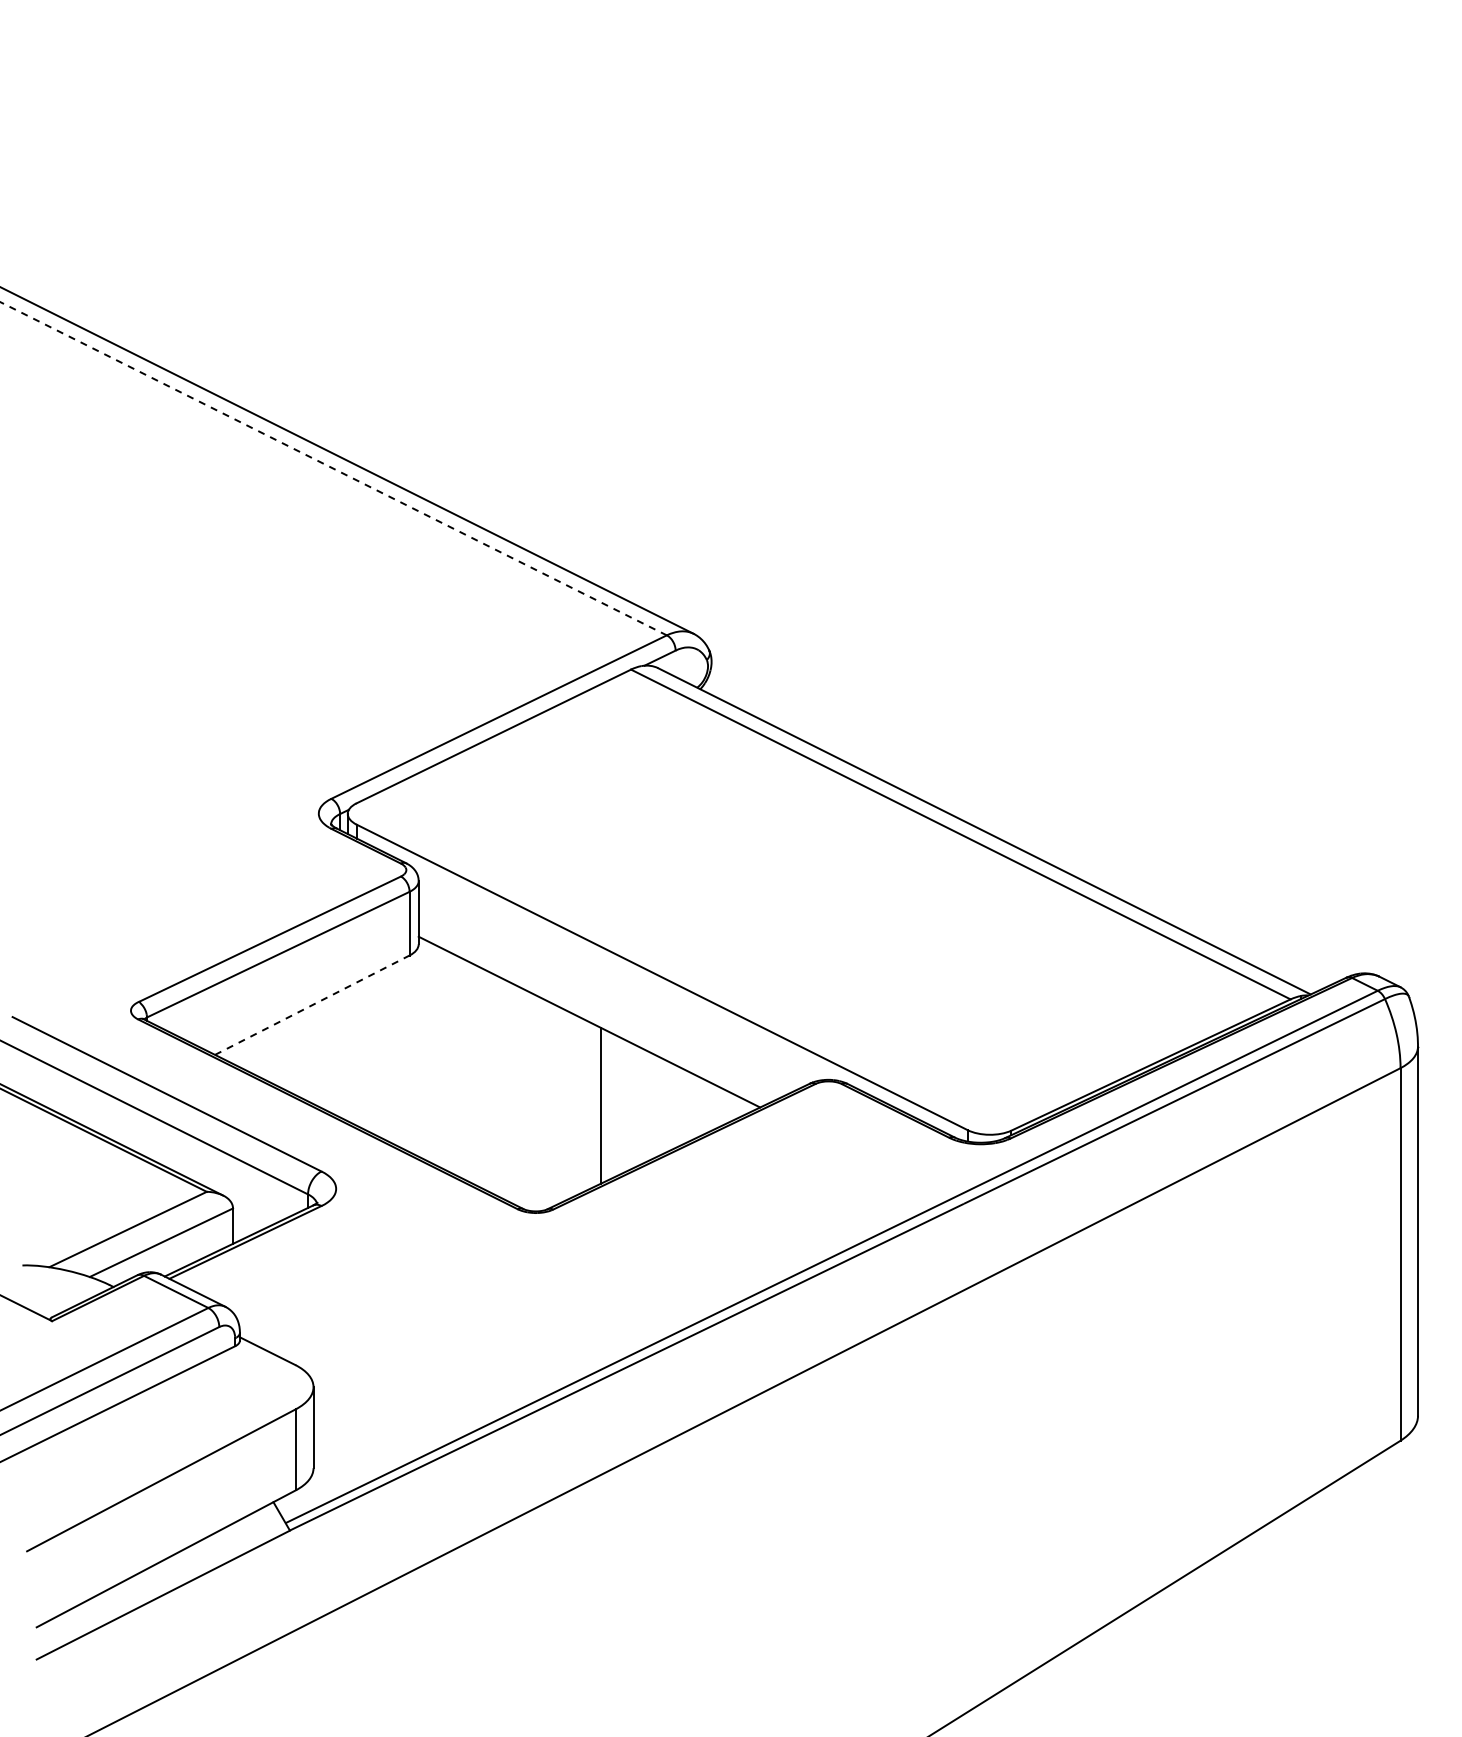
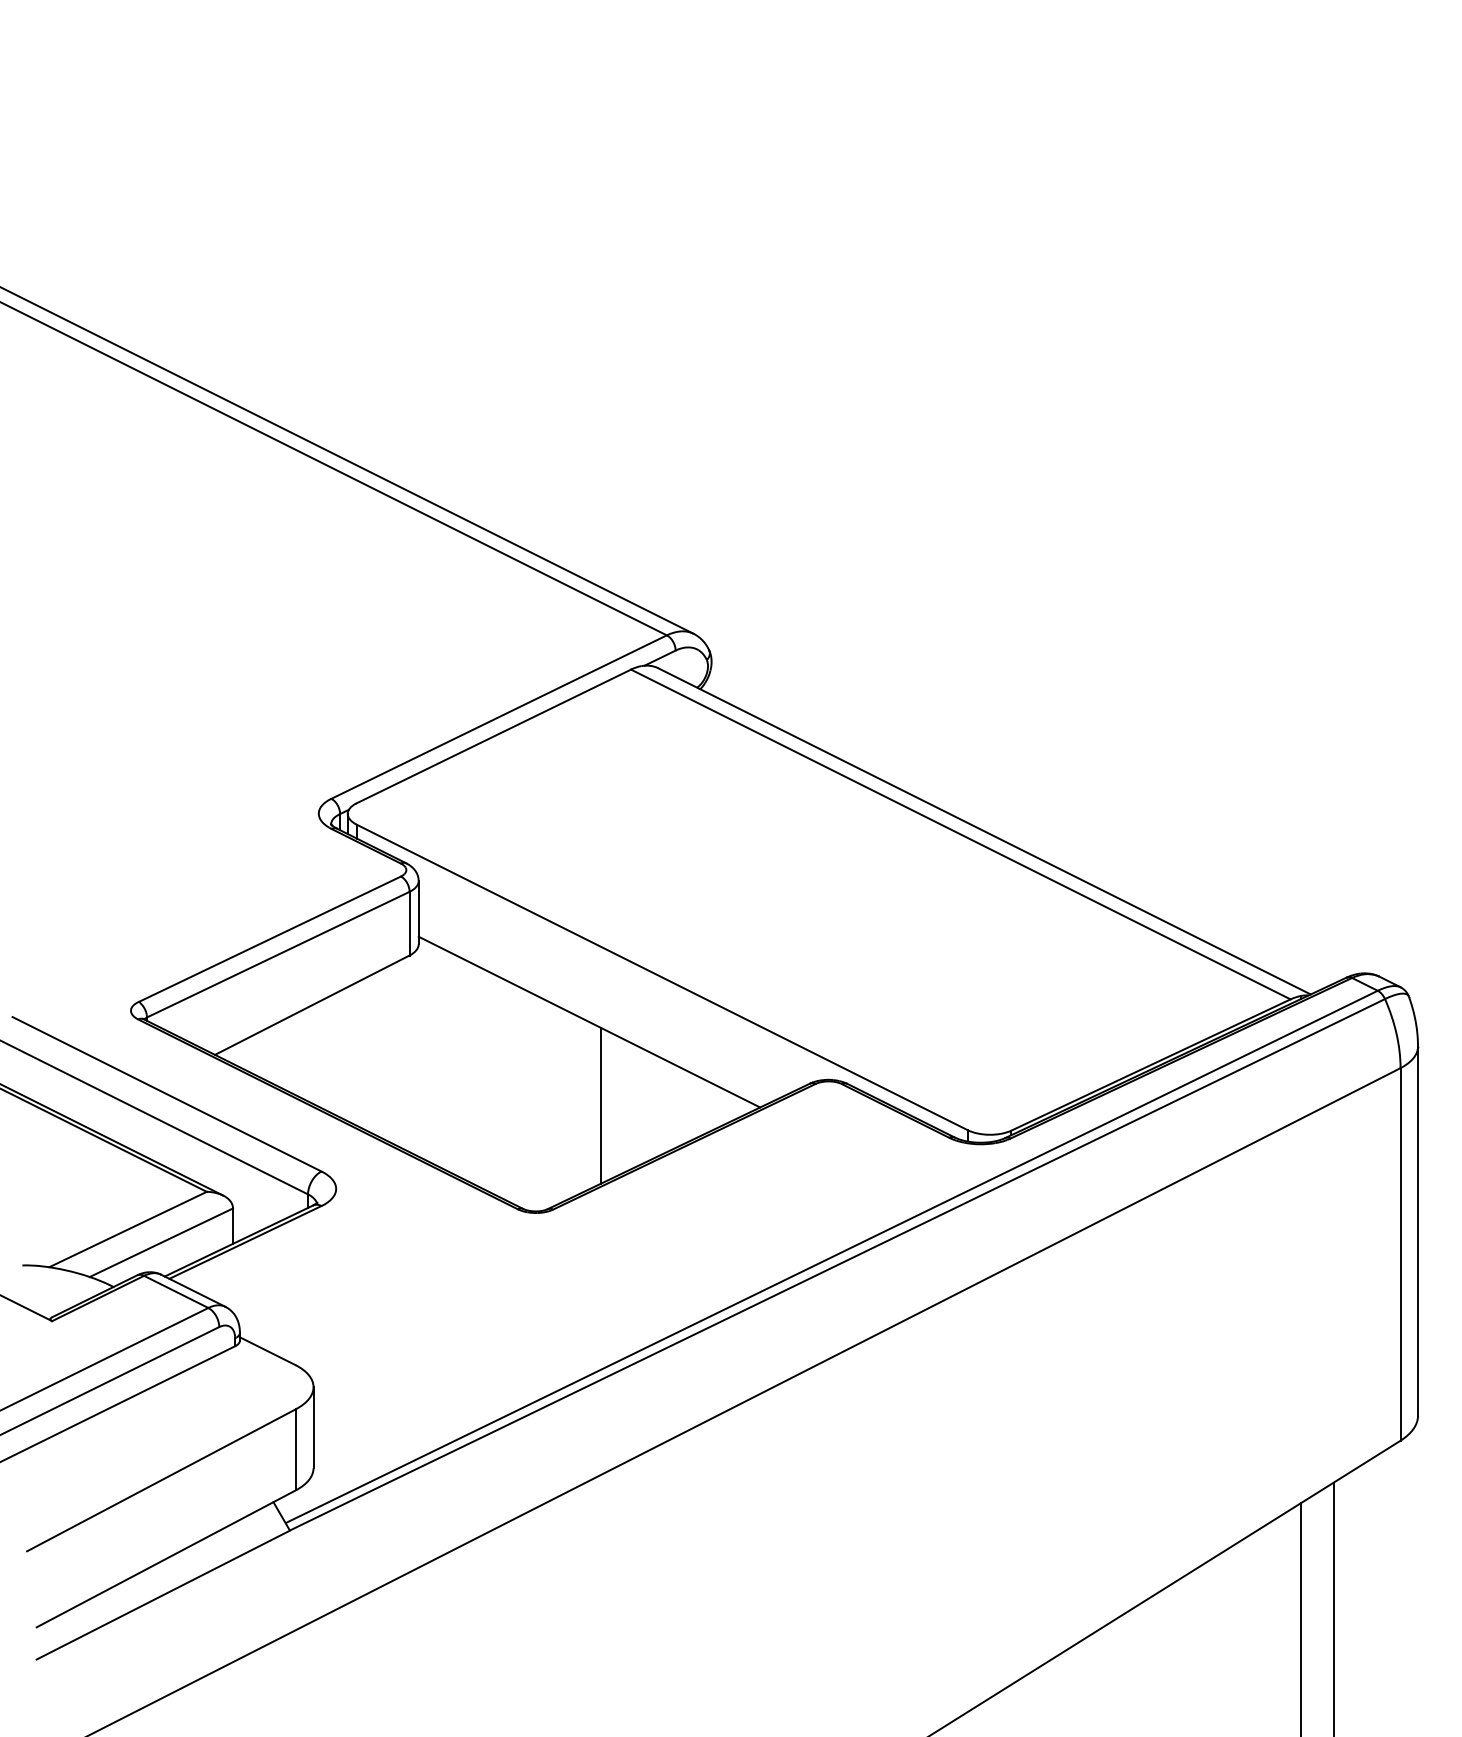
line: dashed -> solid (334, 469)
line: dashed -> solid (312, 1004)
line: none -> present (1333, 1607)
line: none -> present (1300, 1618)
